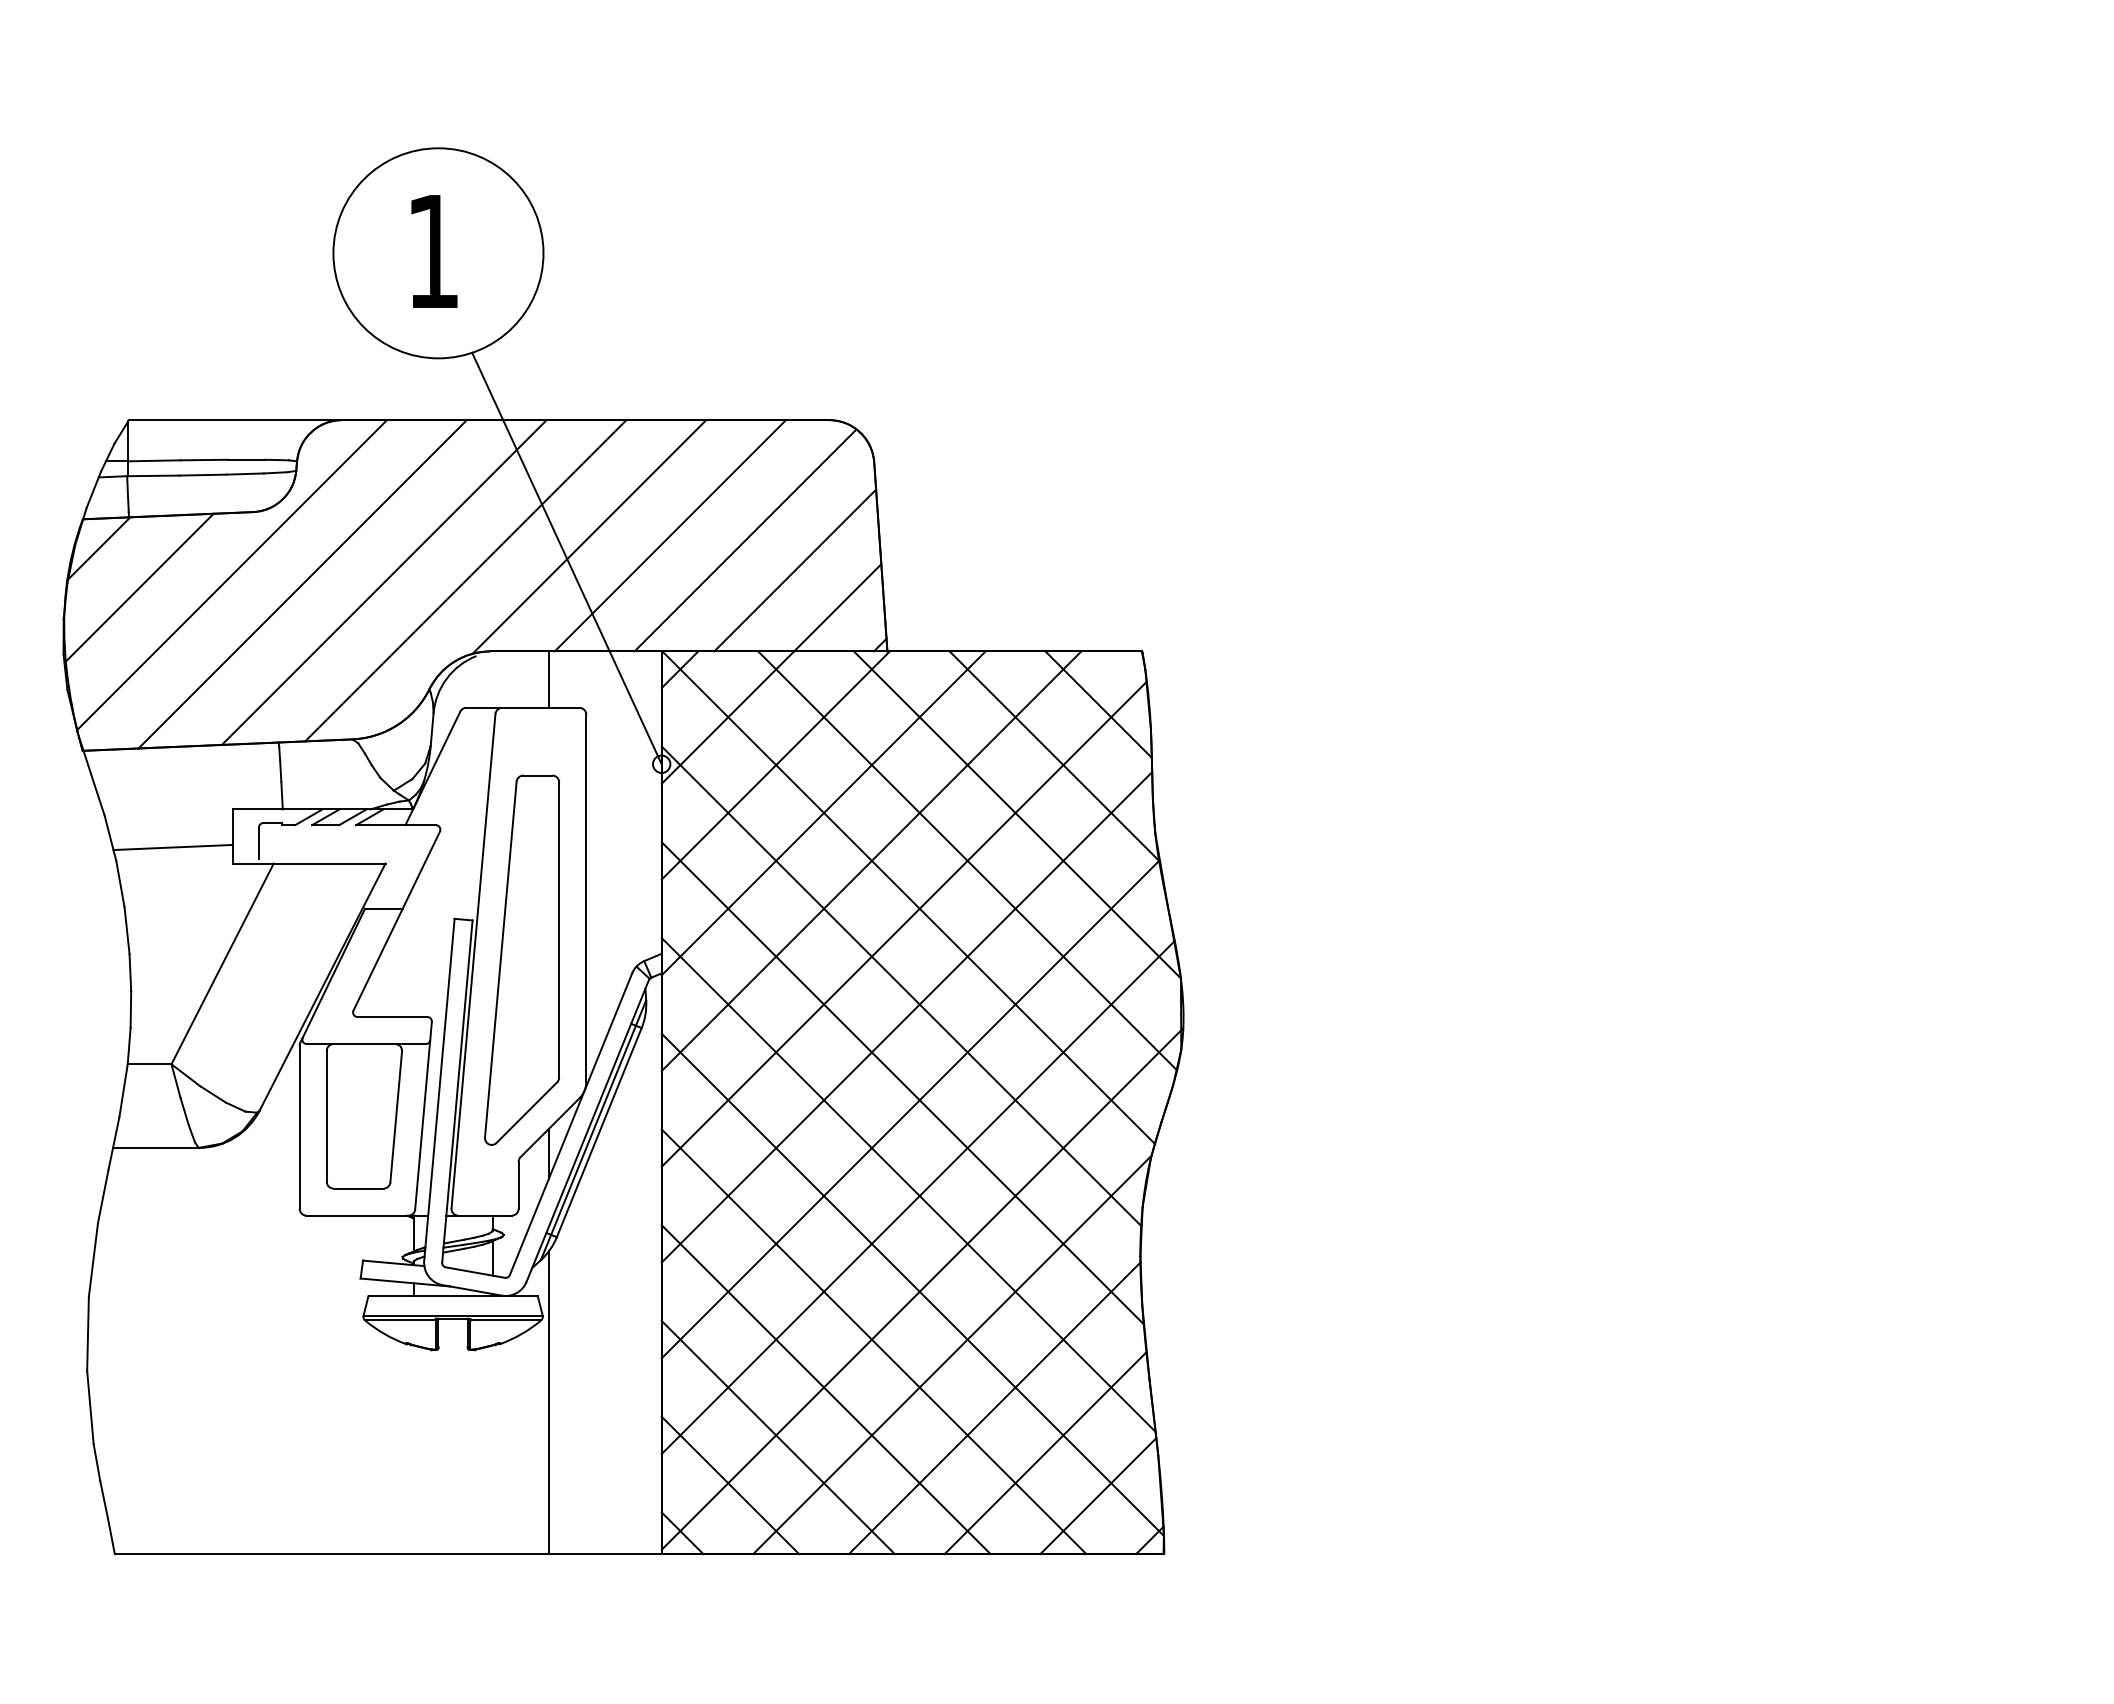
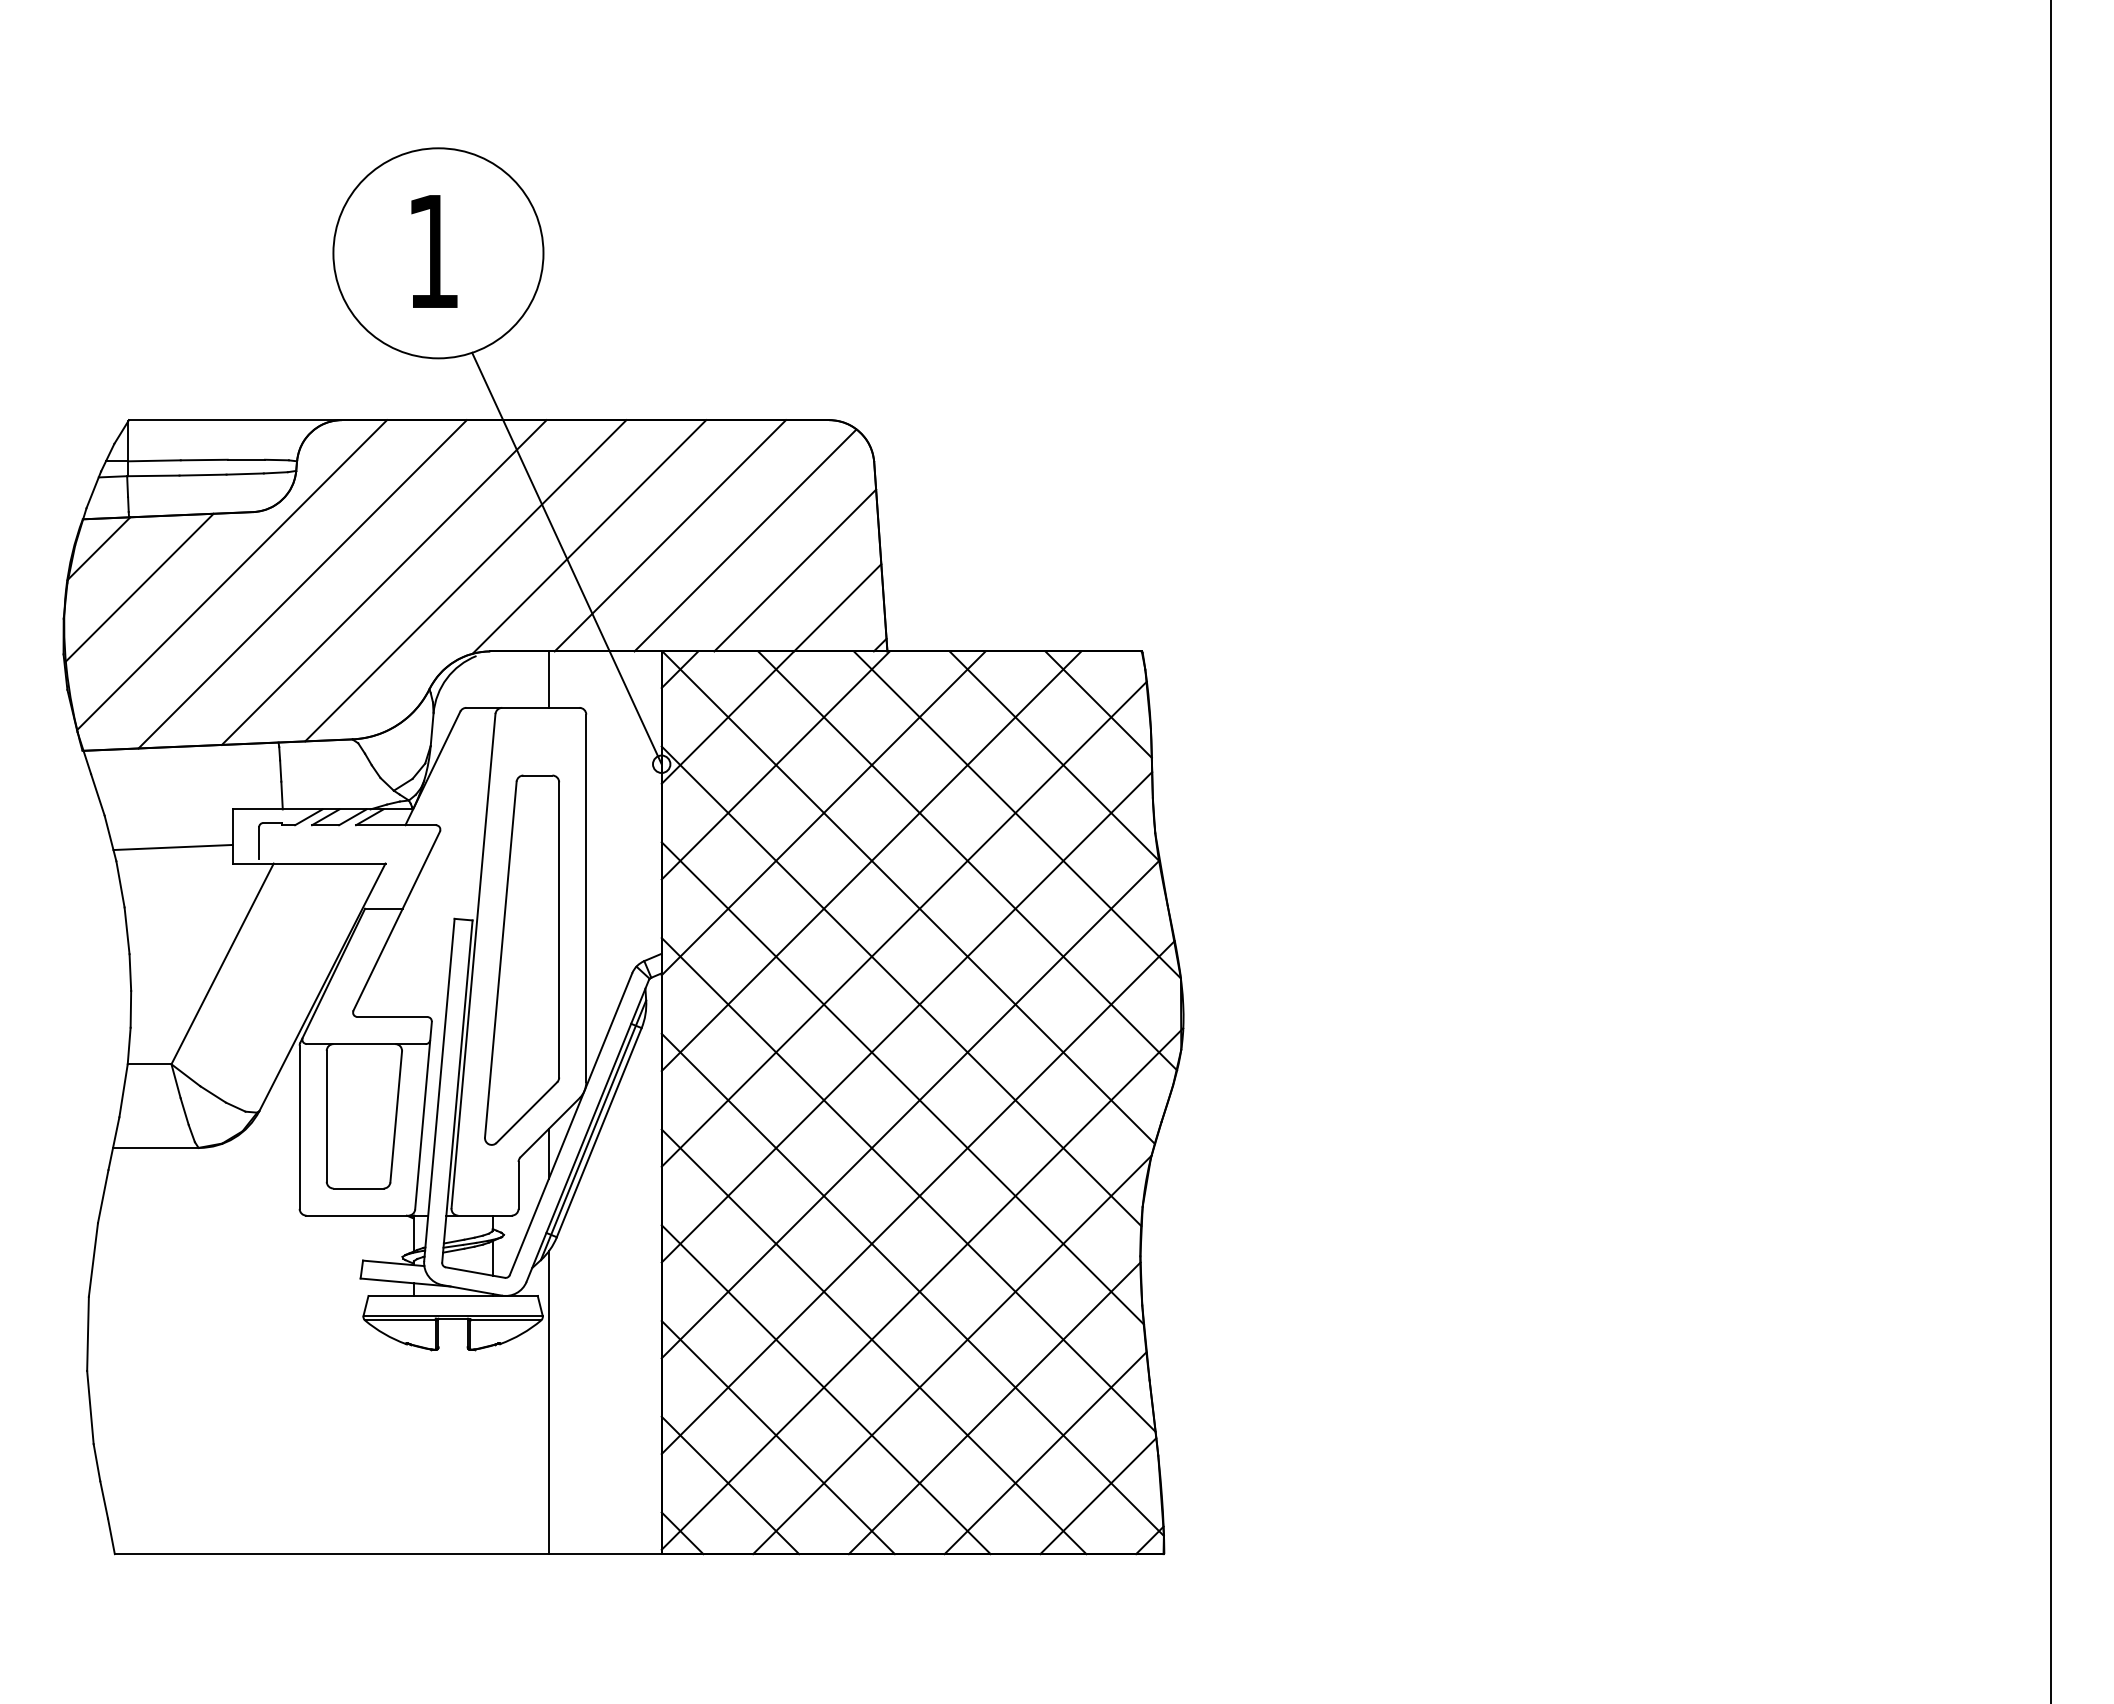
line: none -> present (2050, 851)
